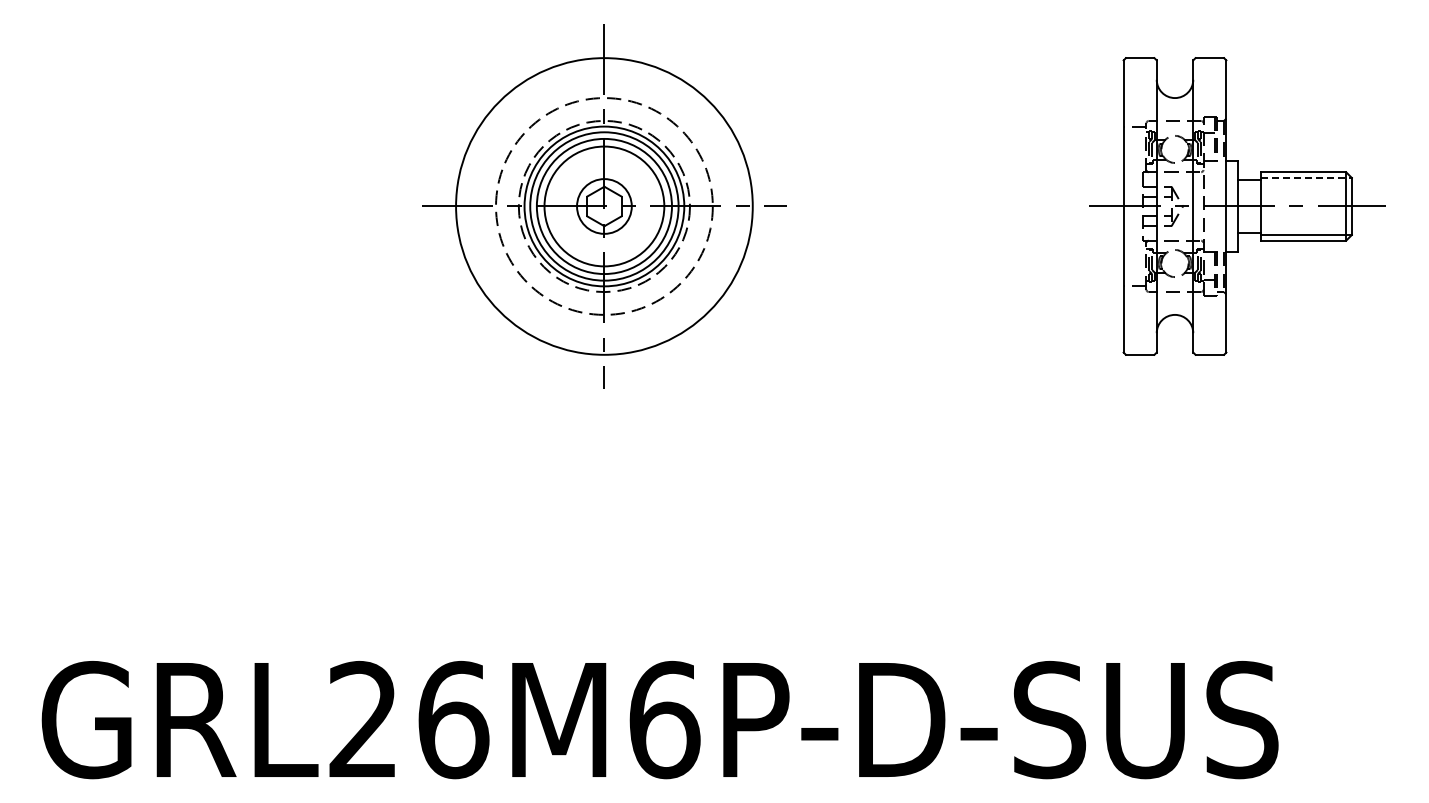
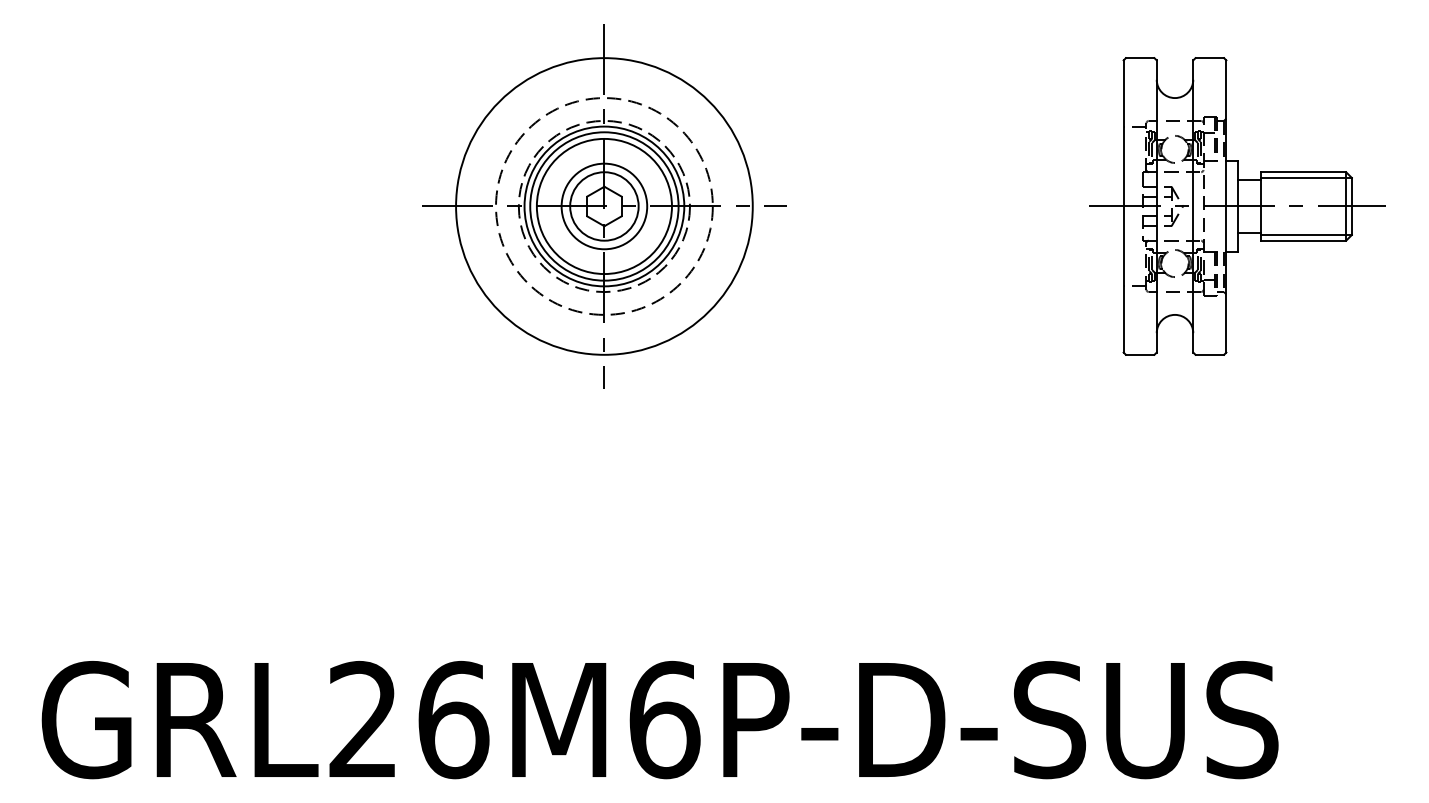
line: dashed -> solid (1306, 178)
circle diameter: 120 px -> 86 px (604, 206)
circle diameter: 55 px -> 68 px (604, 206)
